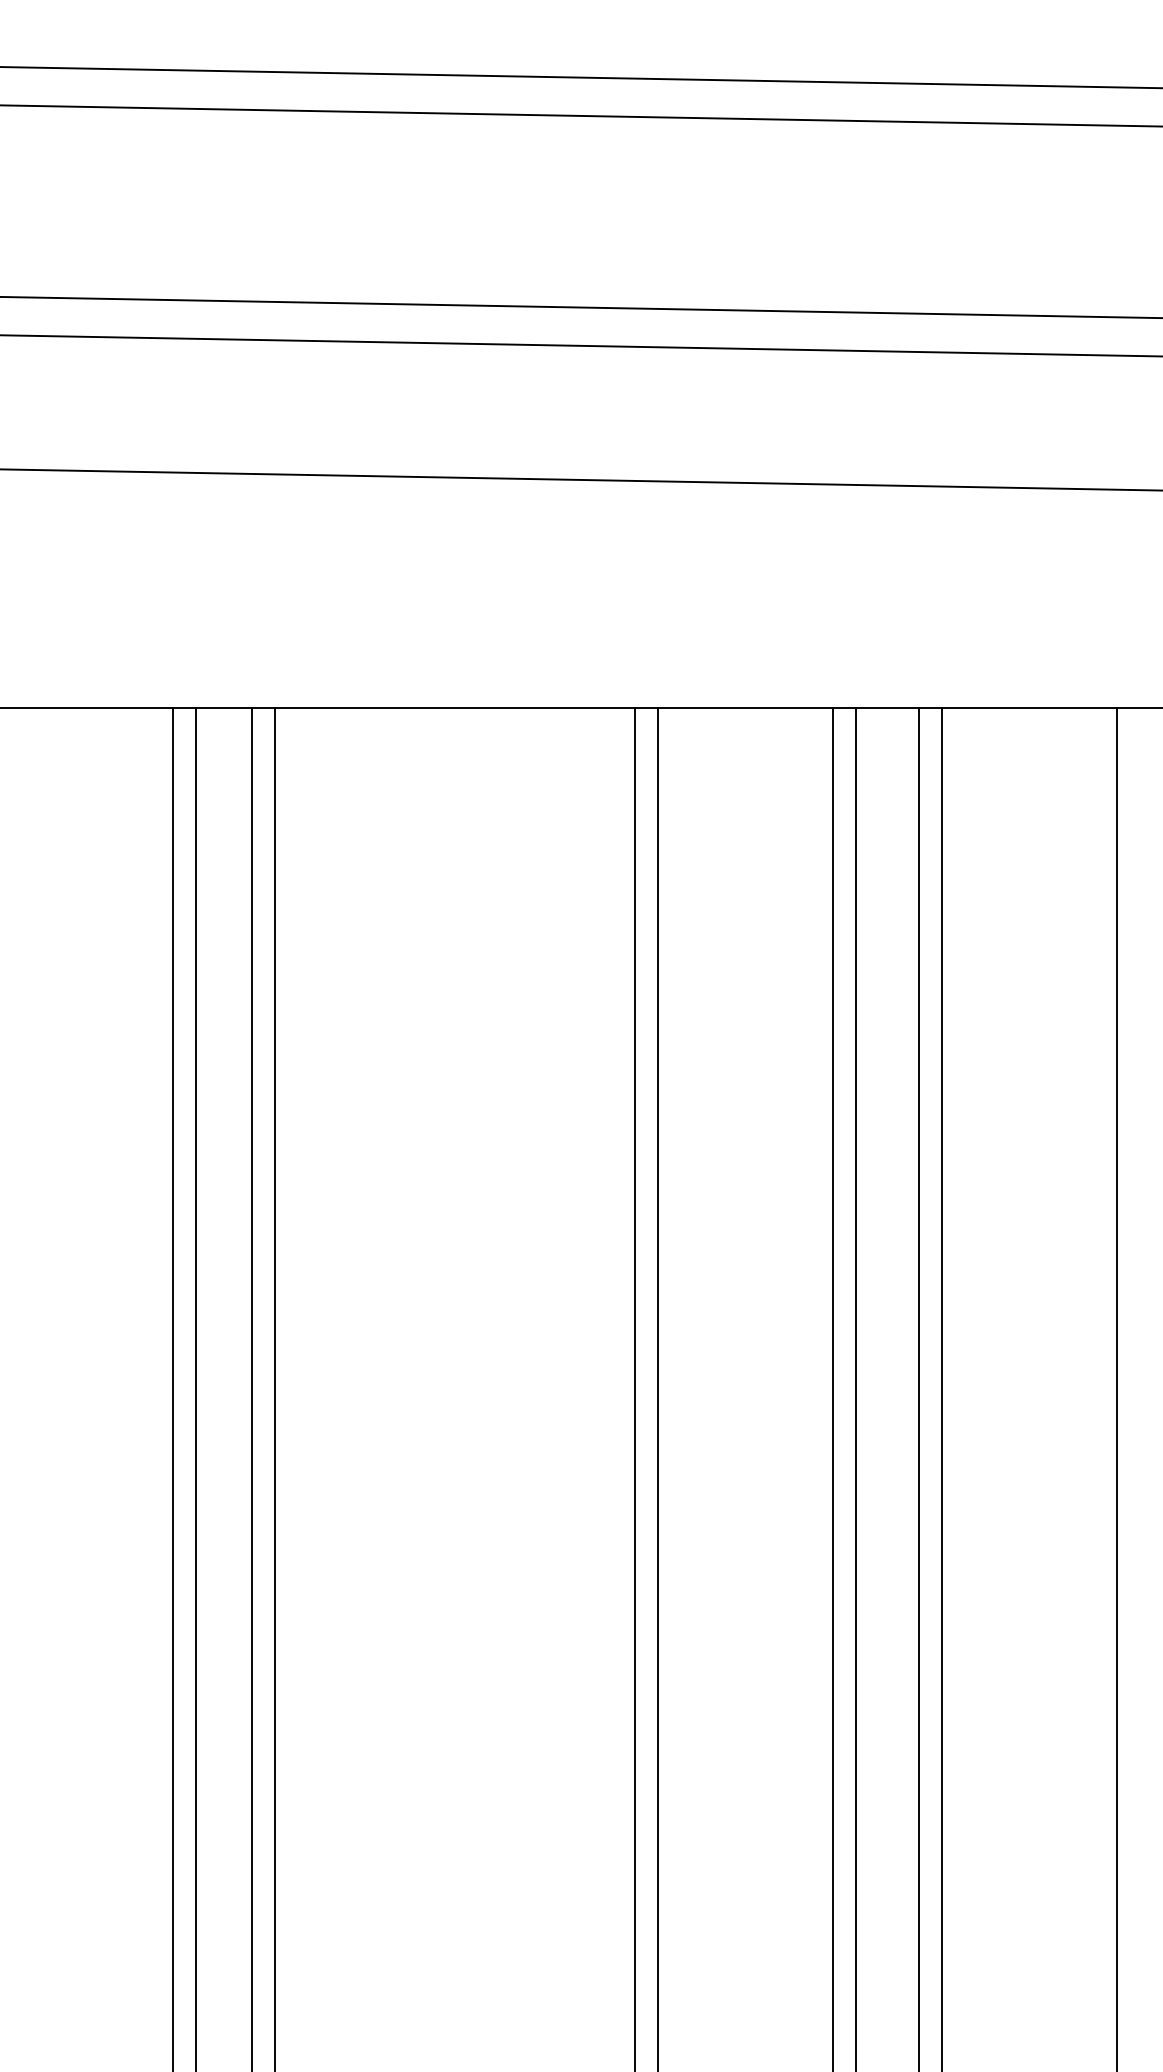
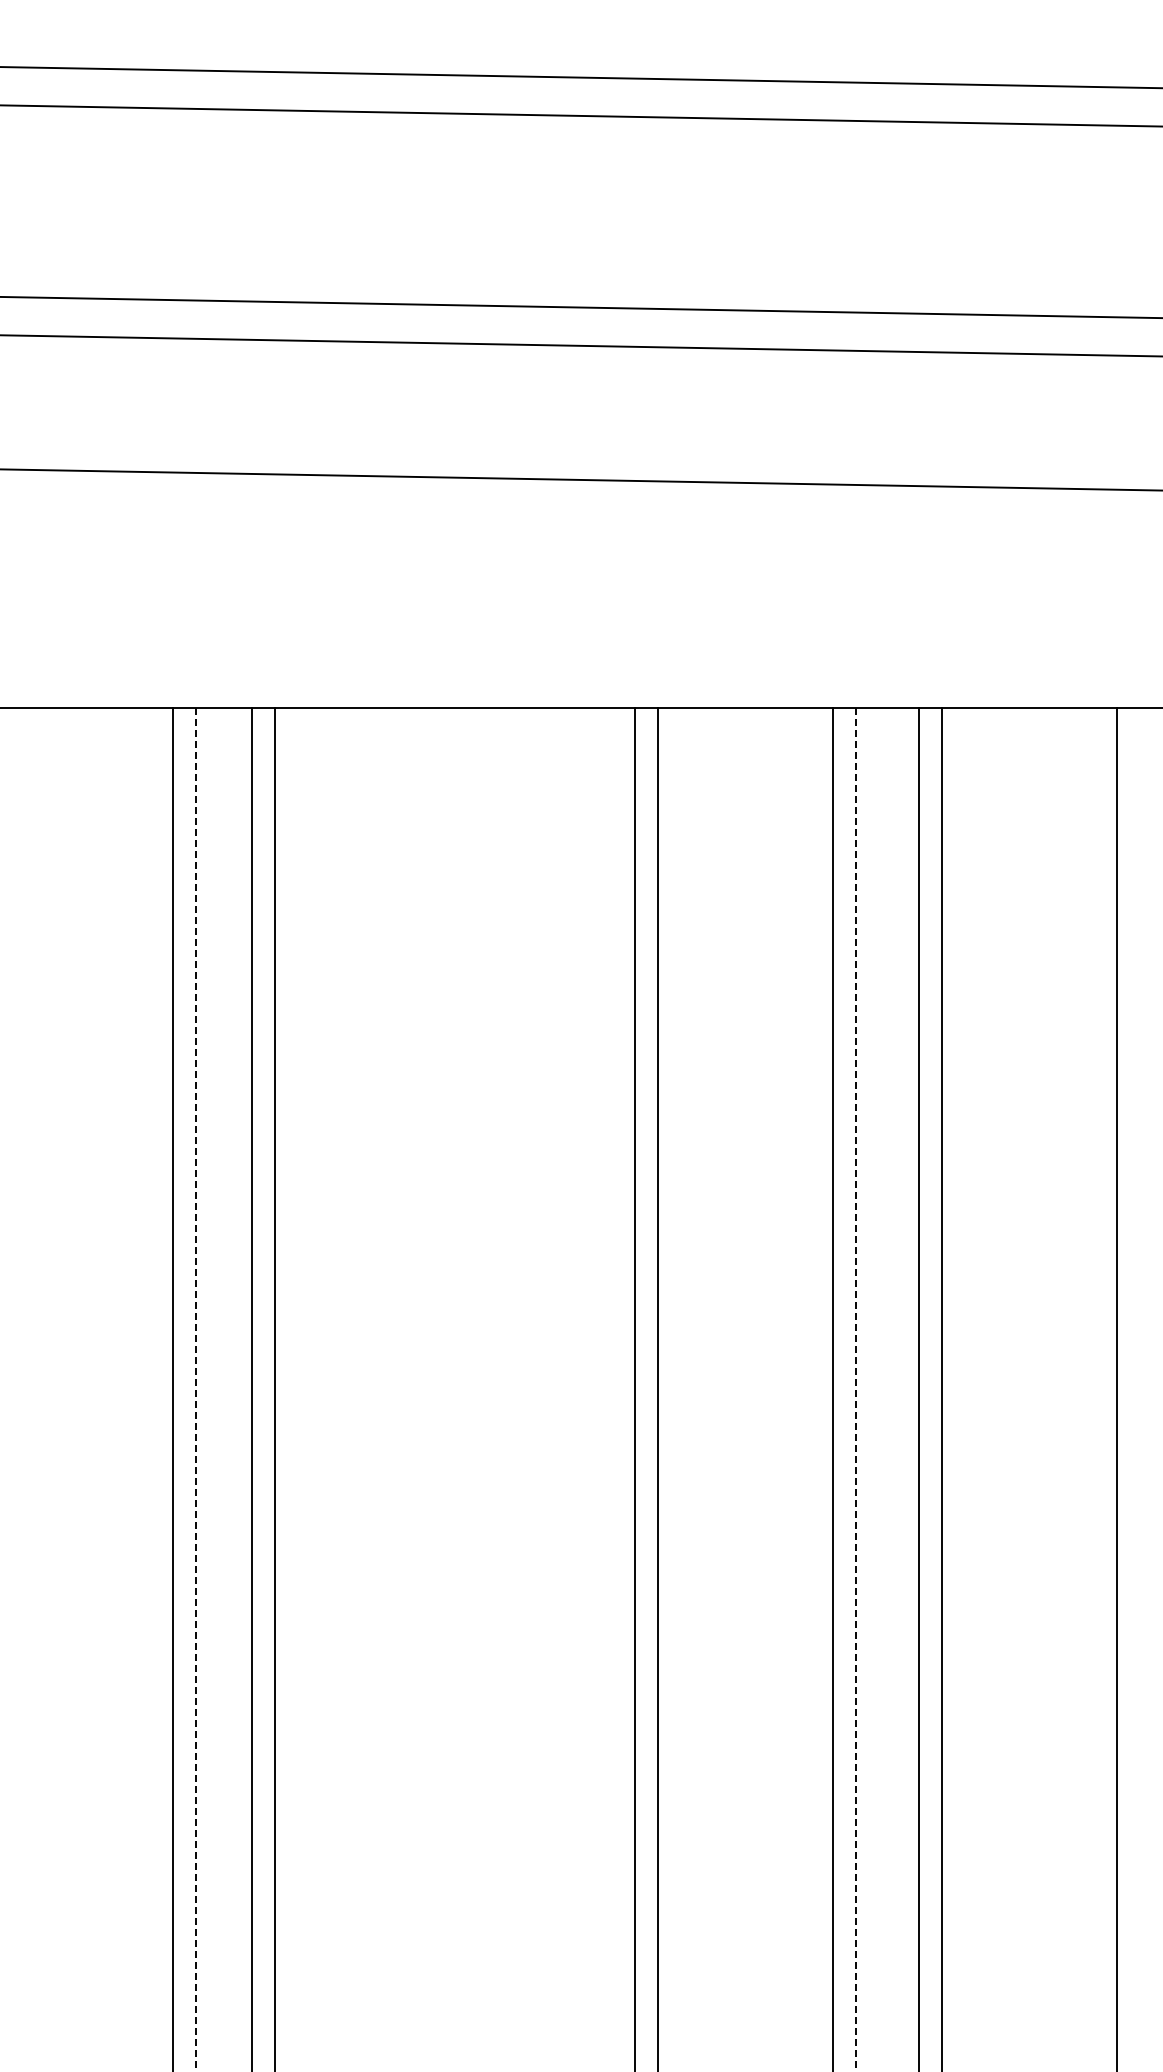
line: solid -> dashed (195, 1390)
line: solid -> dashed (856, 1390)
